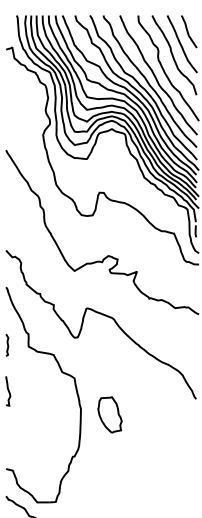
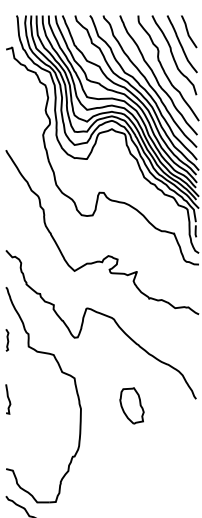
curve position: (7, 345) -> (7, 340) (7, 340)
curve position: (8, 391) -> (8, 399) (8, 399)
part position: (109, 414) -> (131, 405) (131, 405)
